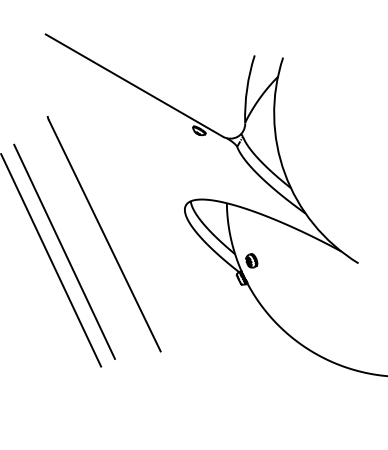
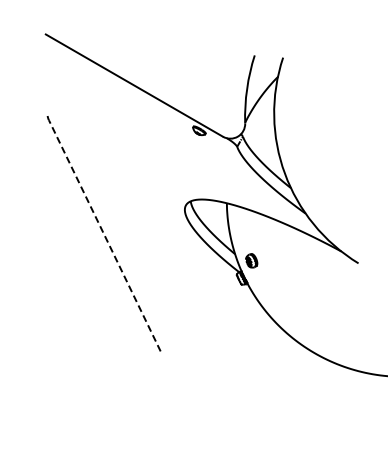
line: solid -> dashed (104, 235)
line: present -> none (64, 251)
line: present -> none (51, 261)
